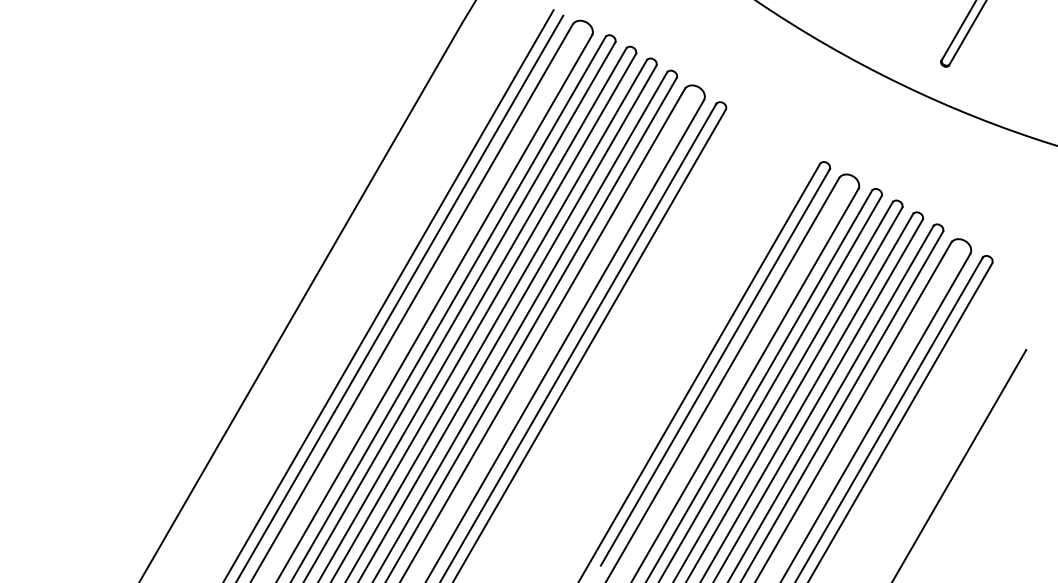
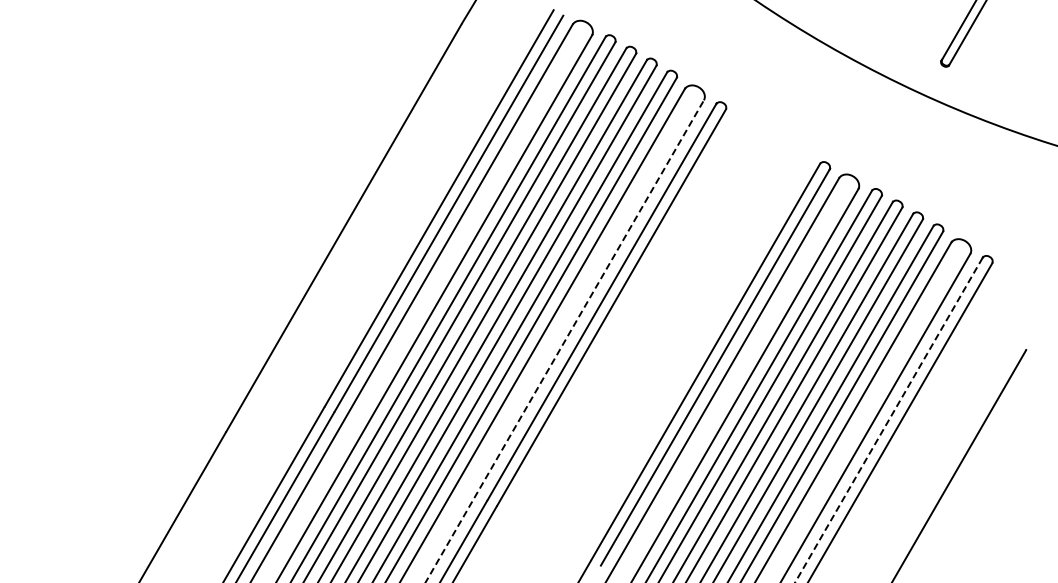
line: solid -> dashed (565, 340)
line: solid -> dashed (888, 420)
